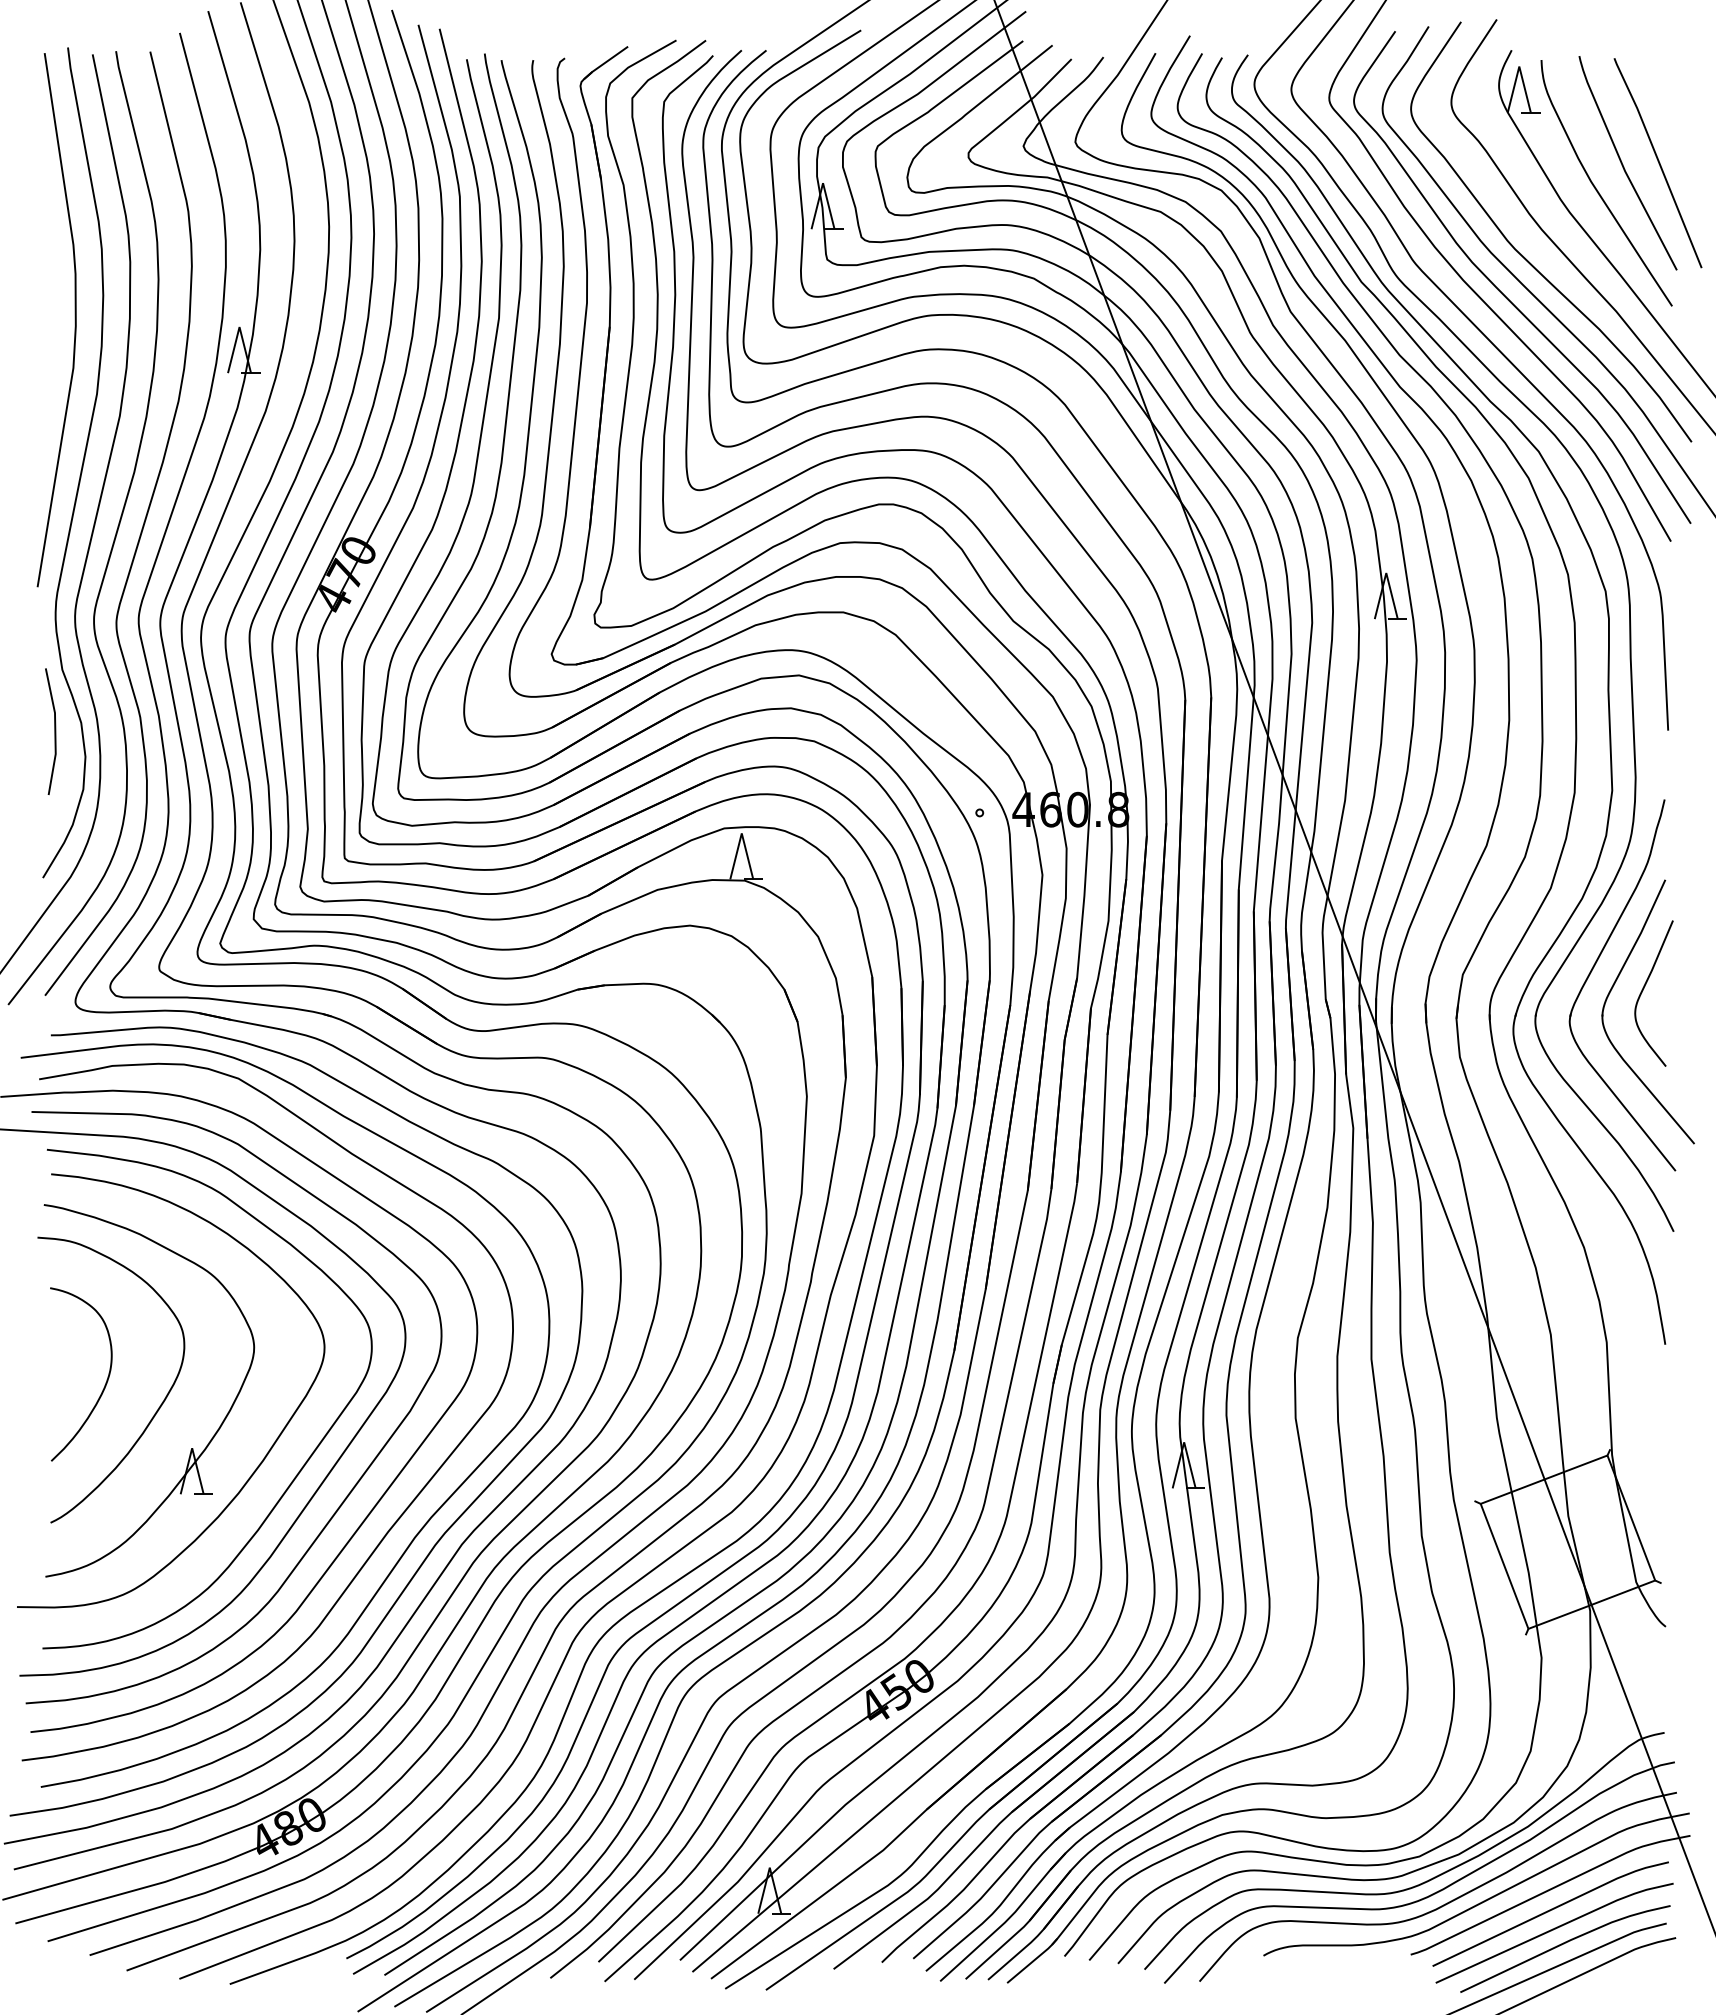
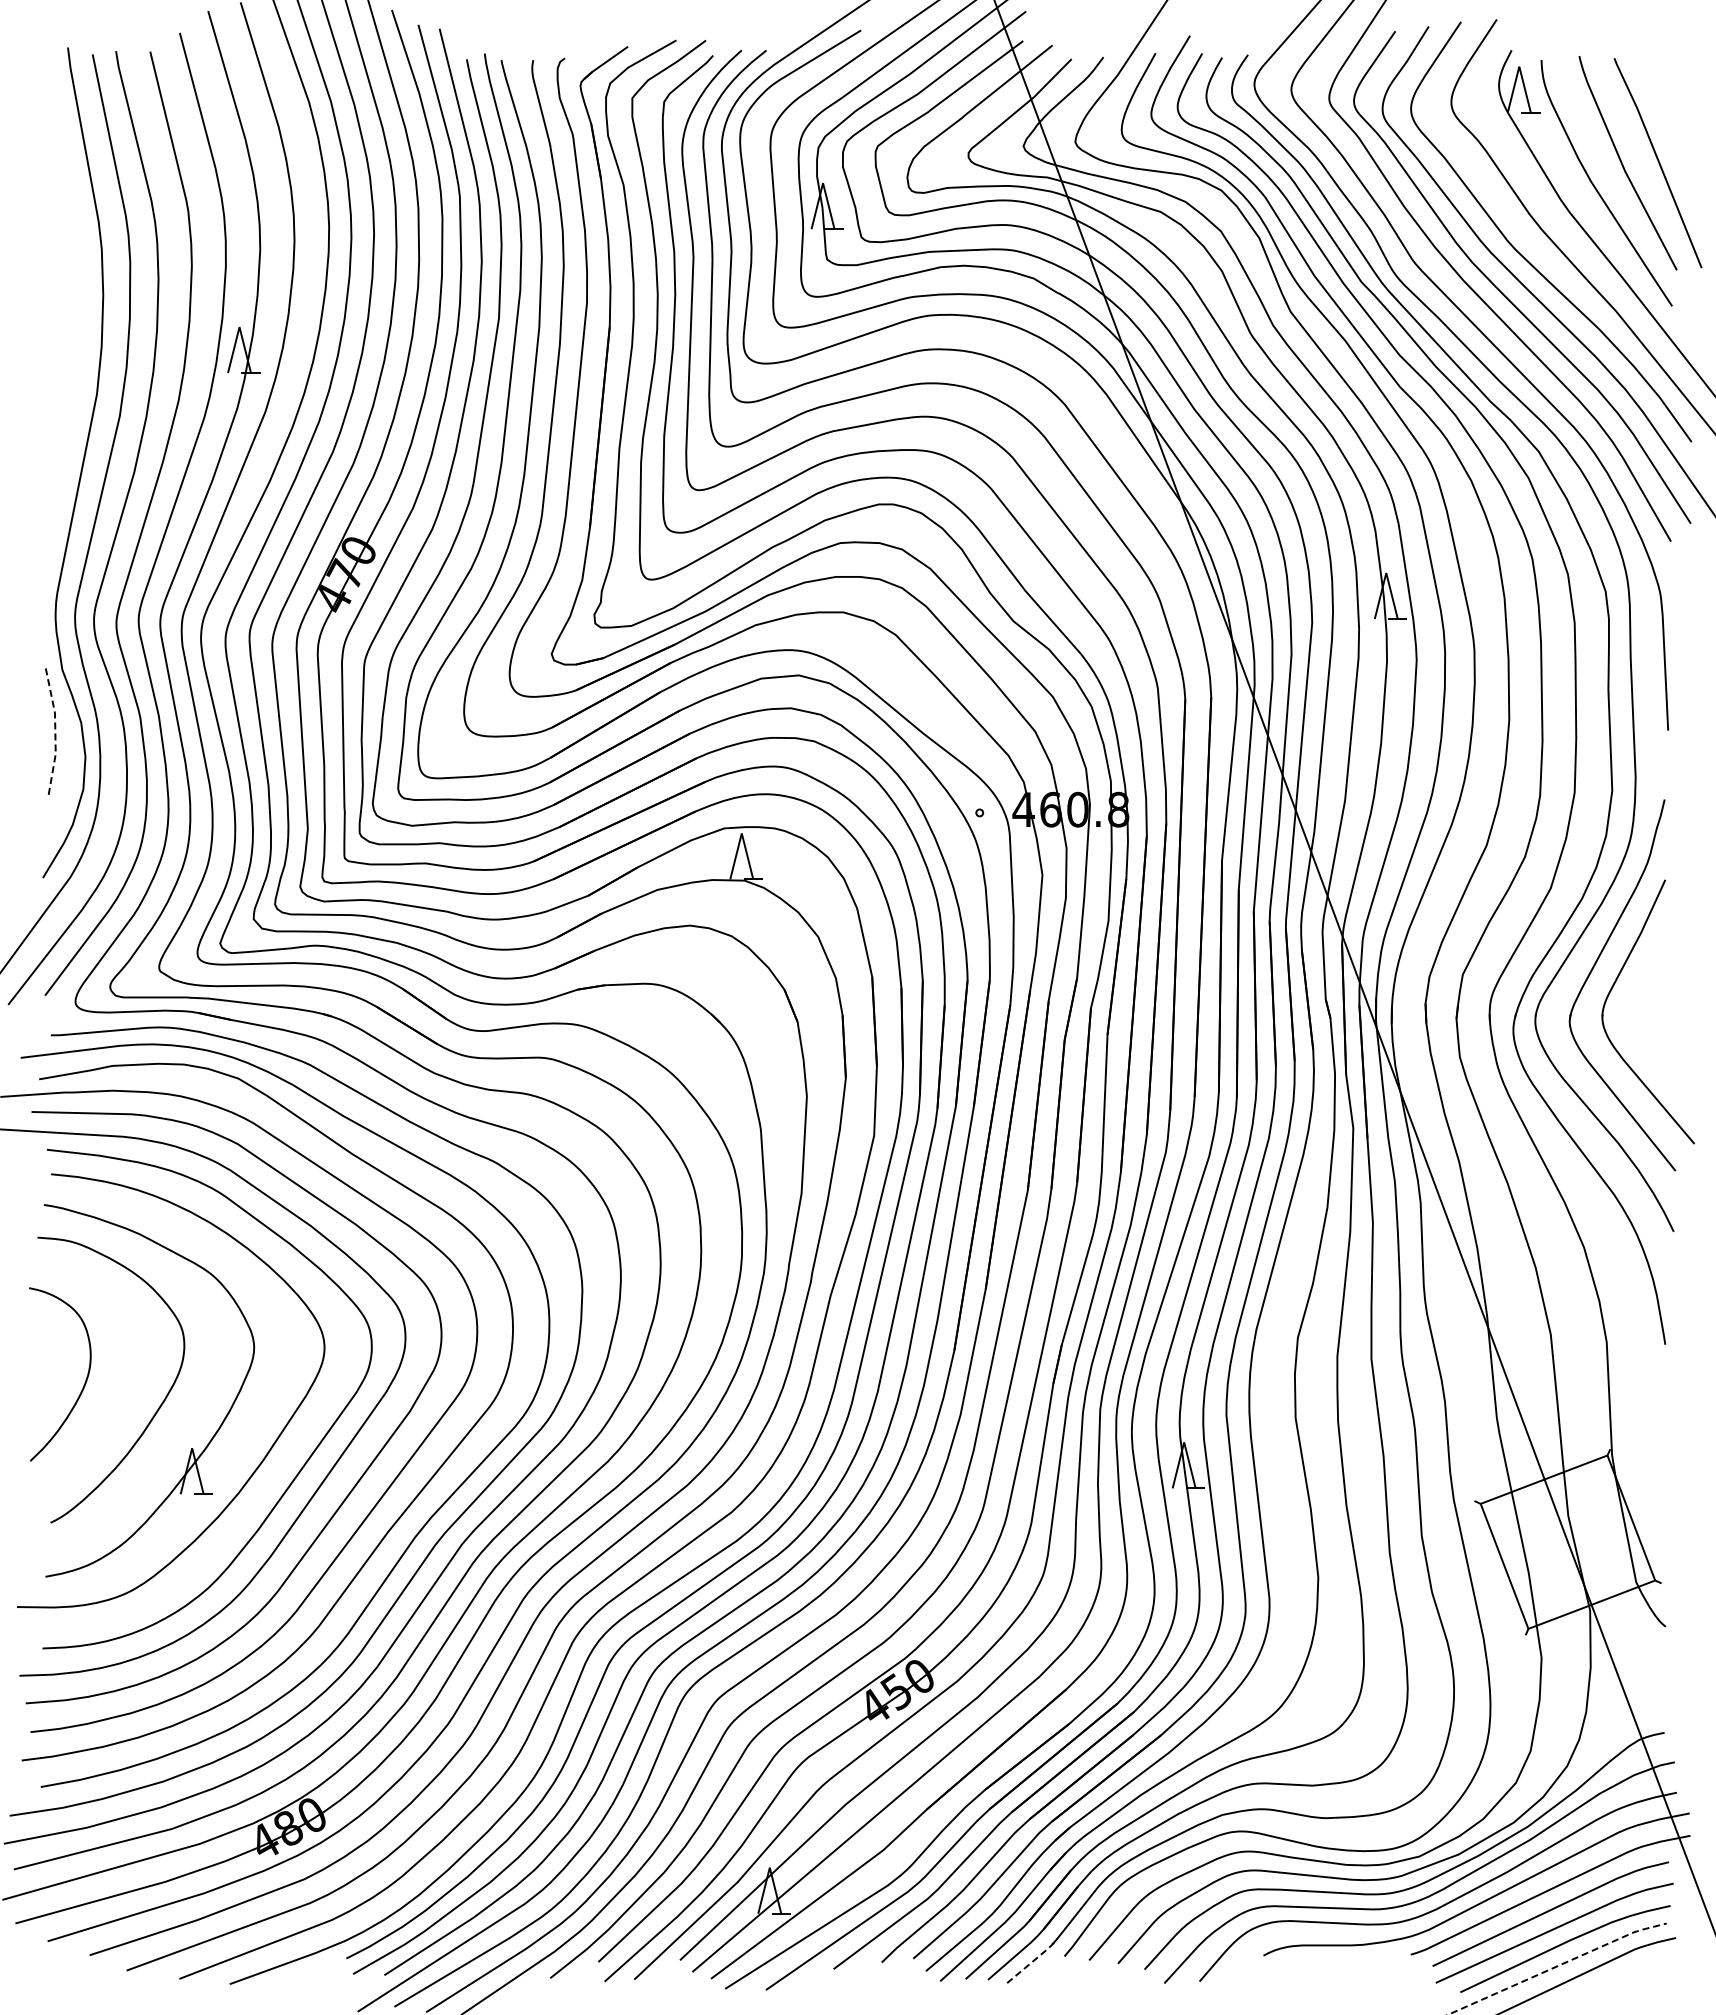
curve: present -> none (74, 320)
line: solid -> dashed (55, 731)
curve: present -> none (1644, 988)
curve position: (105, 1382) -> (84, 1382) (84, 1382)
line: solid -> dashed (1034, 1960)
line: solid -> dashed (1558, 1966)
